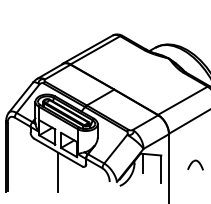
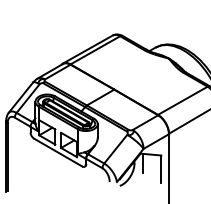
part: present -> none (195, 164)
line: present -> none (58, 172)
